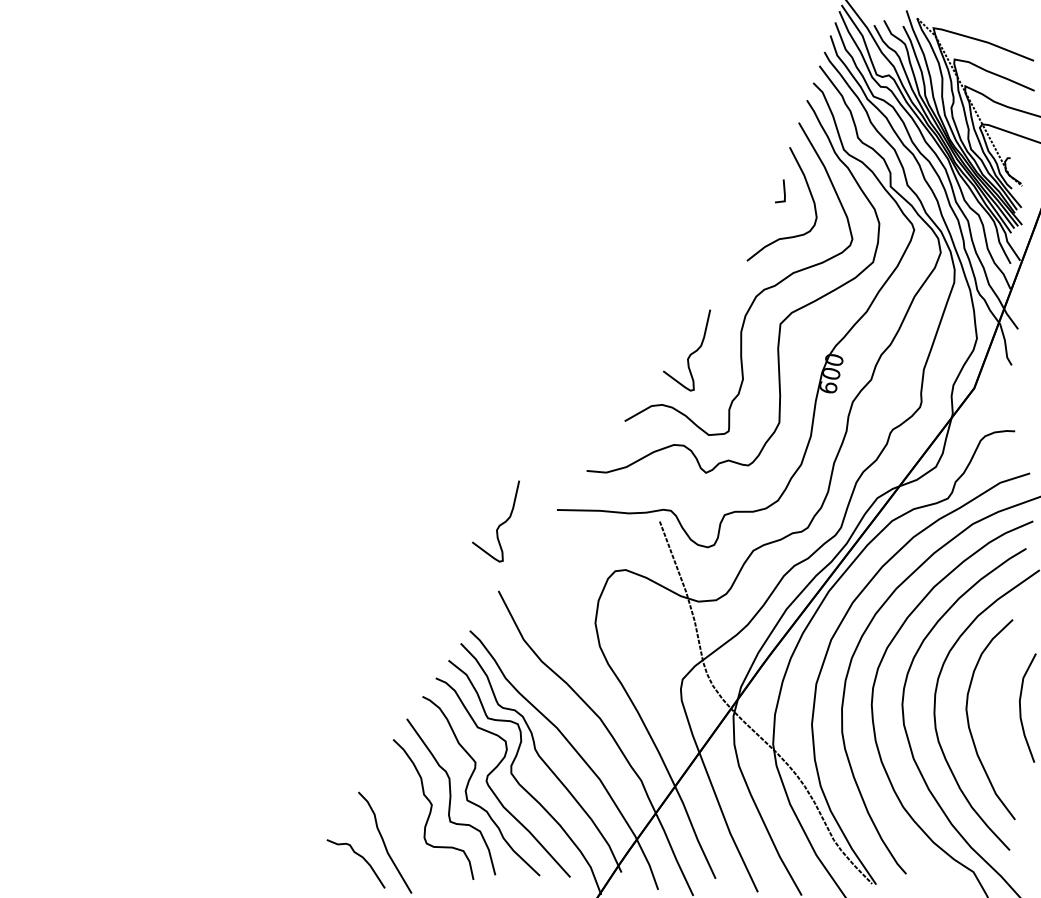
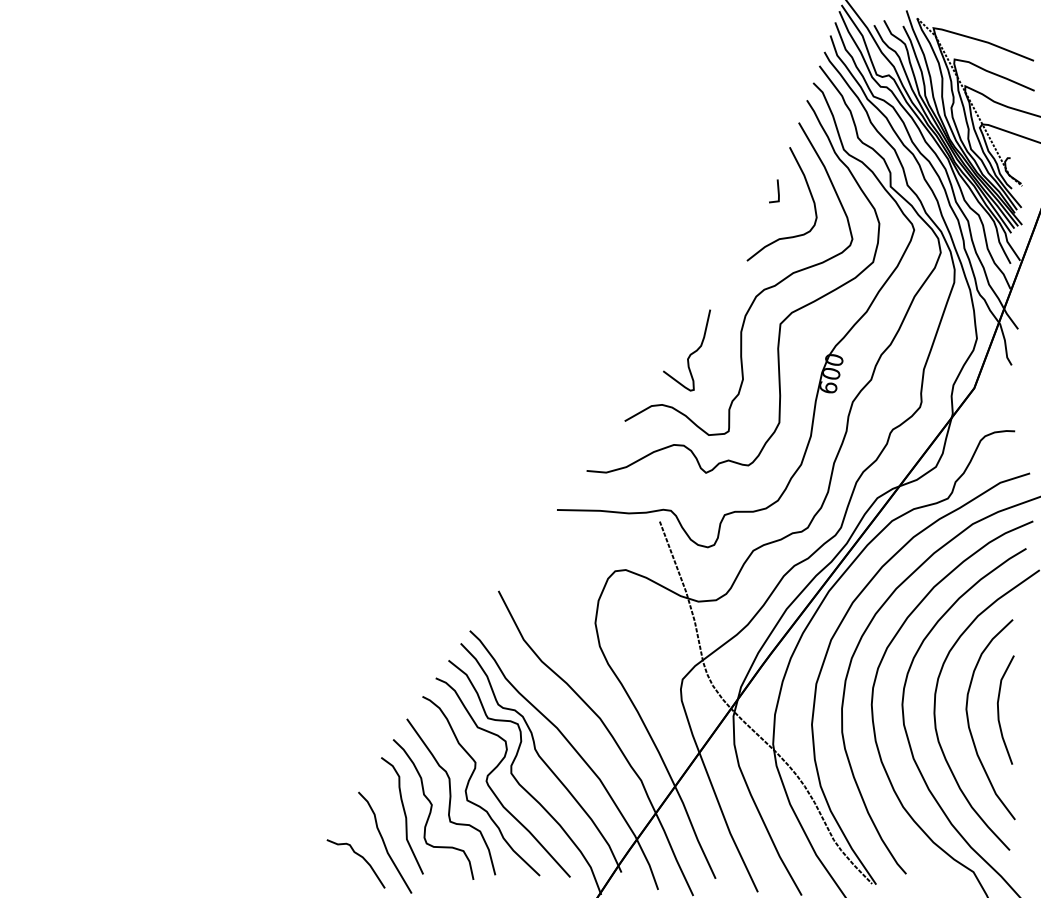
line position: (783, 191) -> (777, 191) (777, 191)
curve: present -> none (499, 524)
curve position: (1021, 708) -> (999, 710) (999, 710)
curve: none -> present (404, 815)
